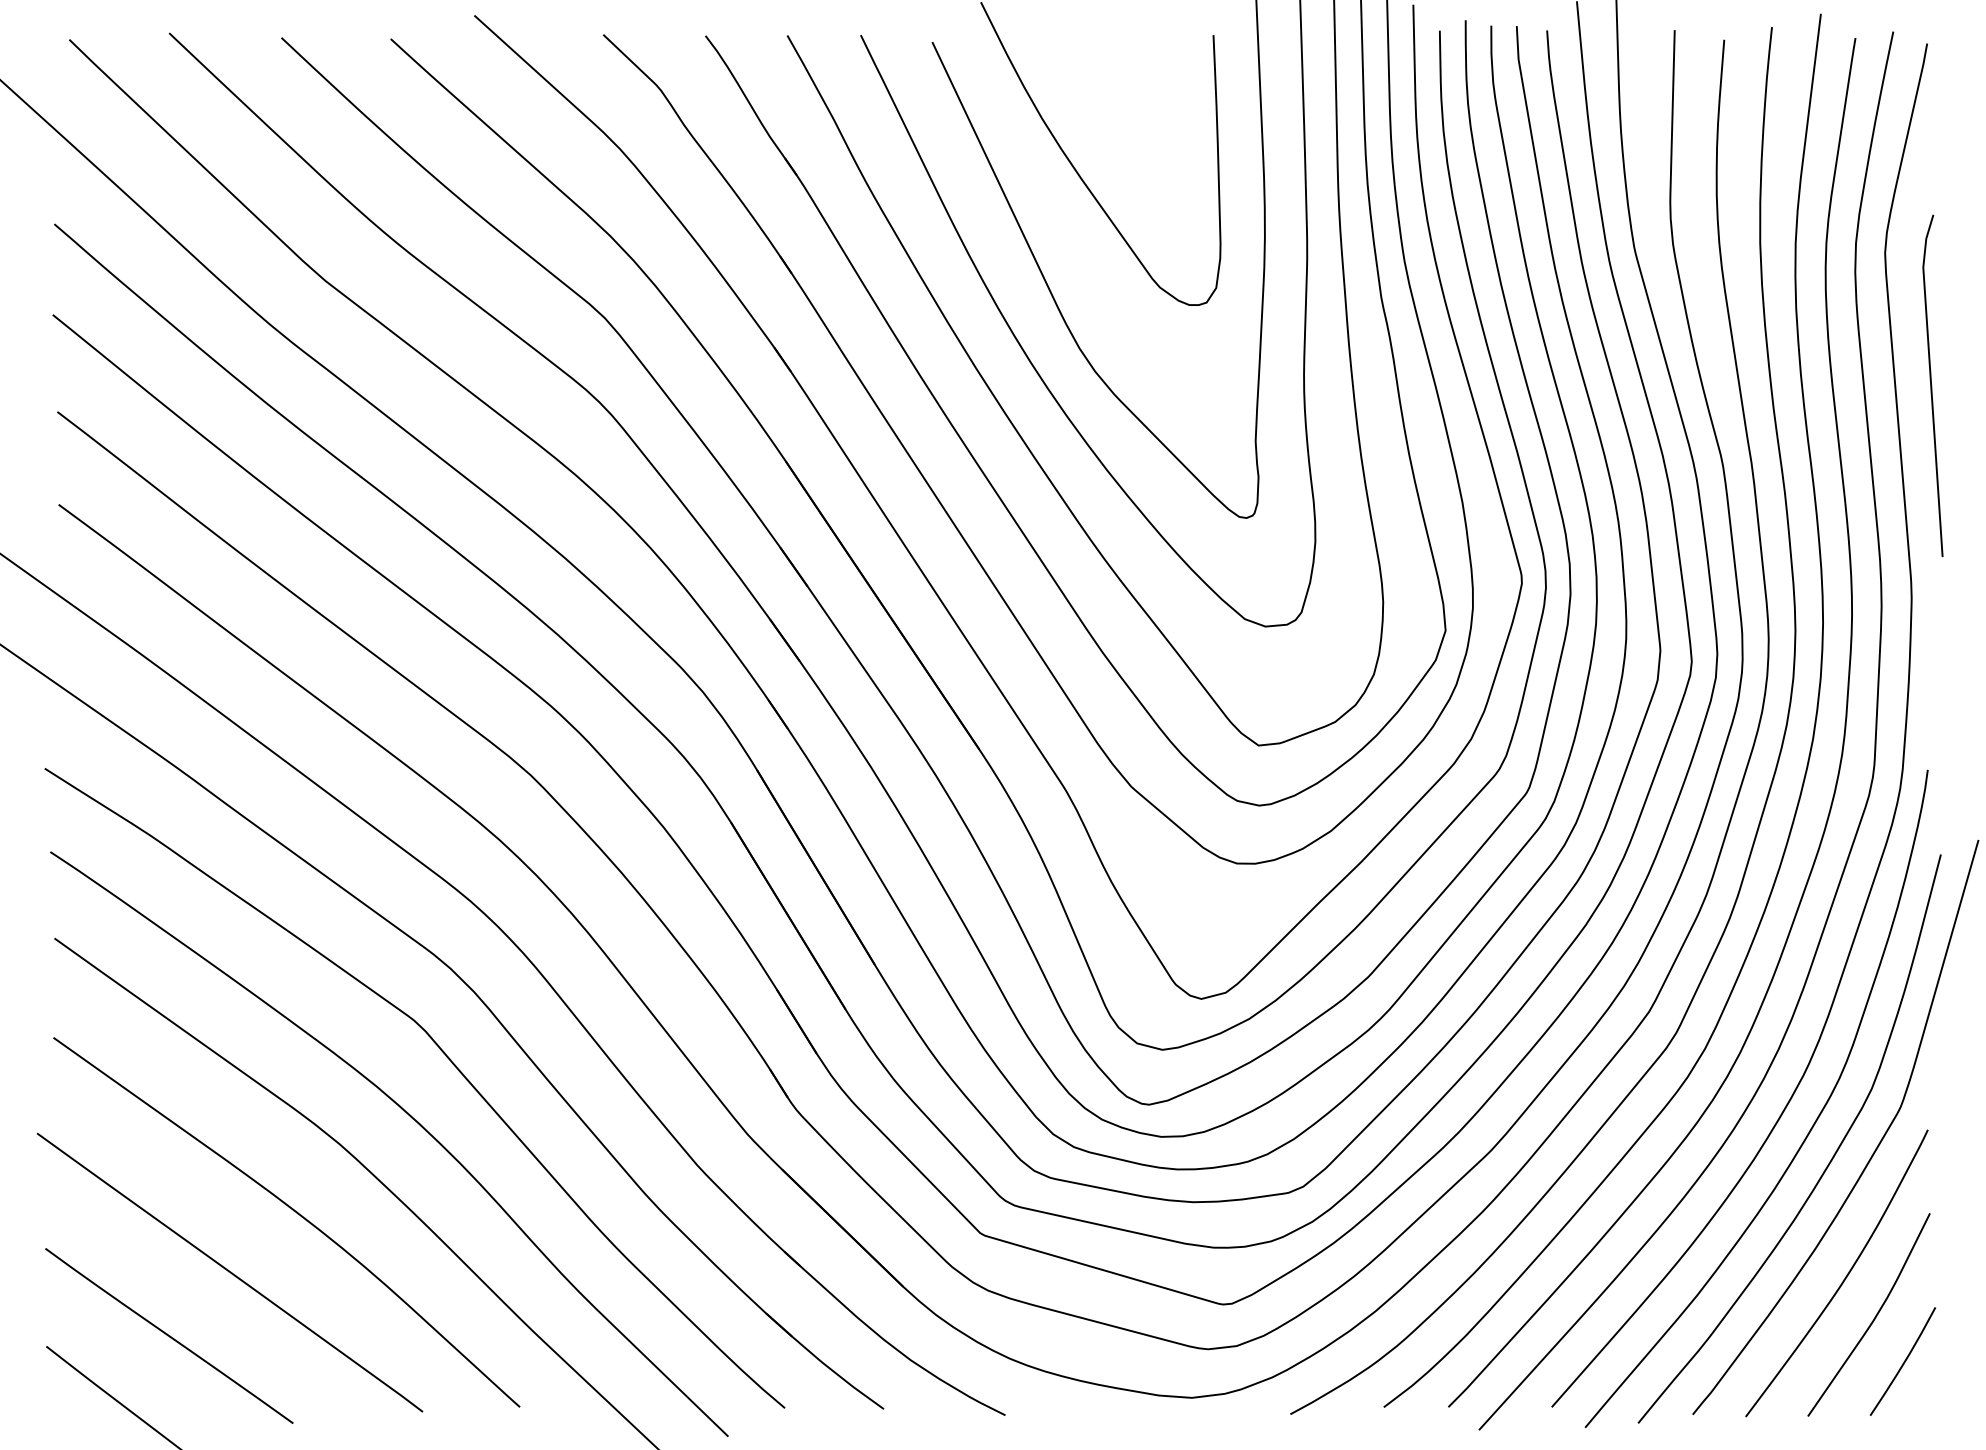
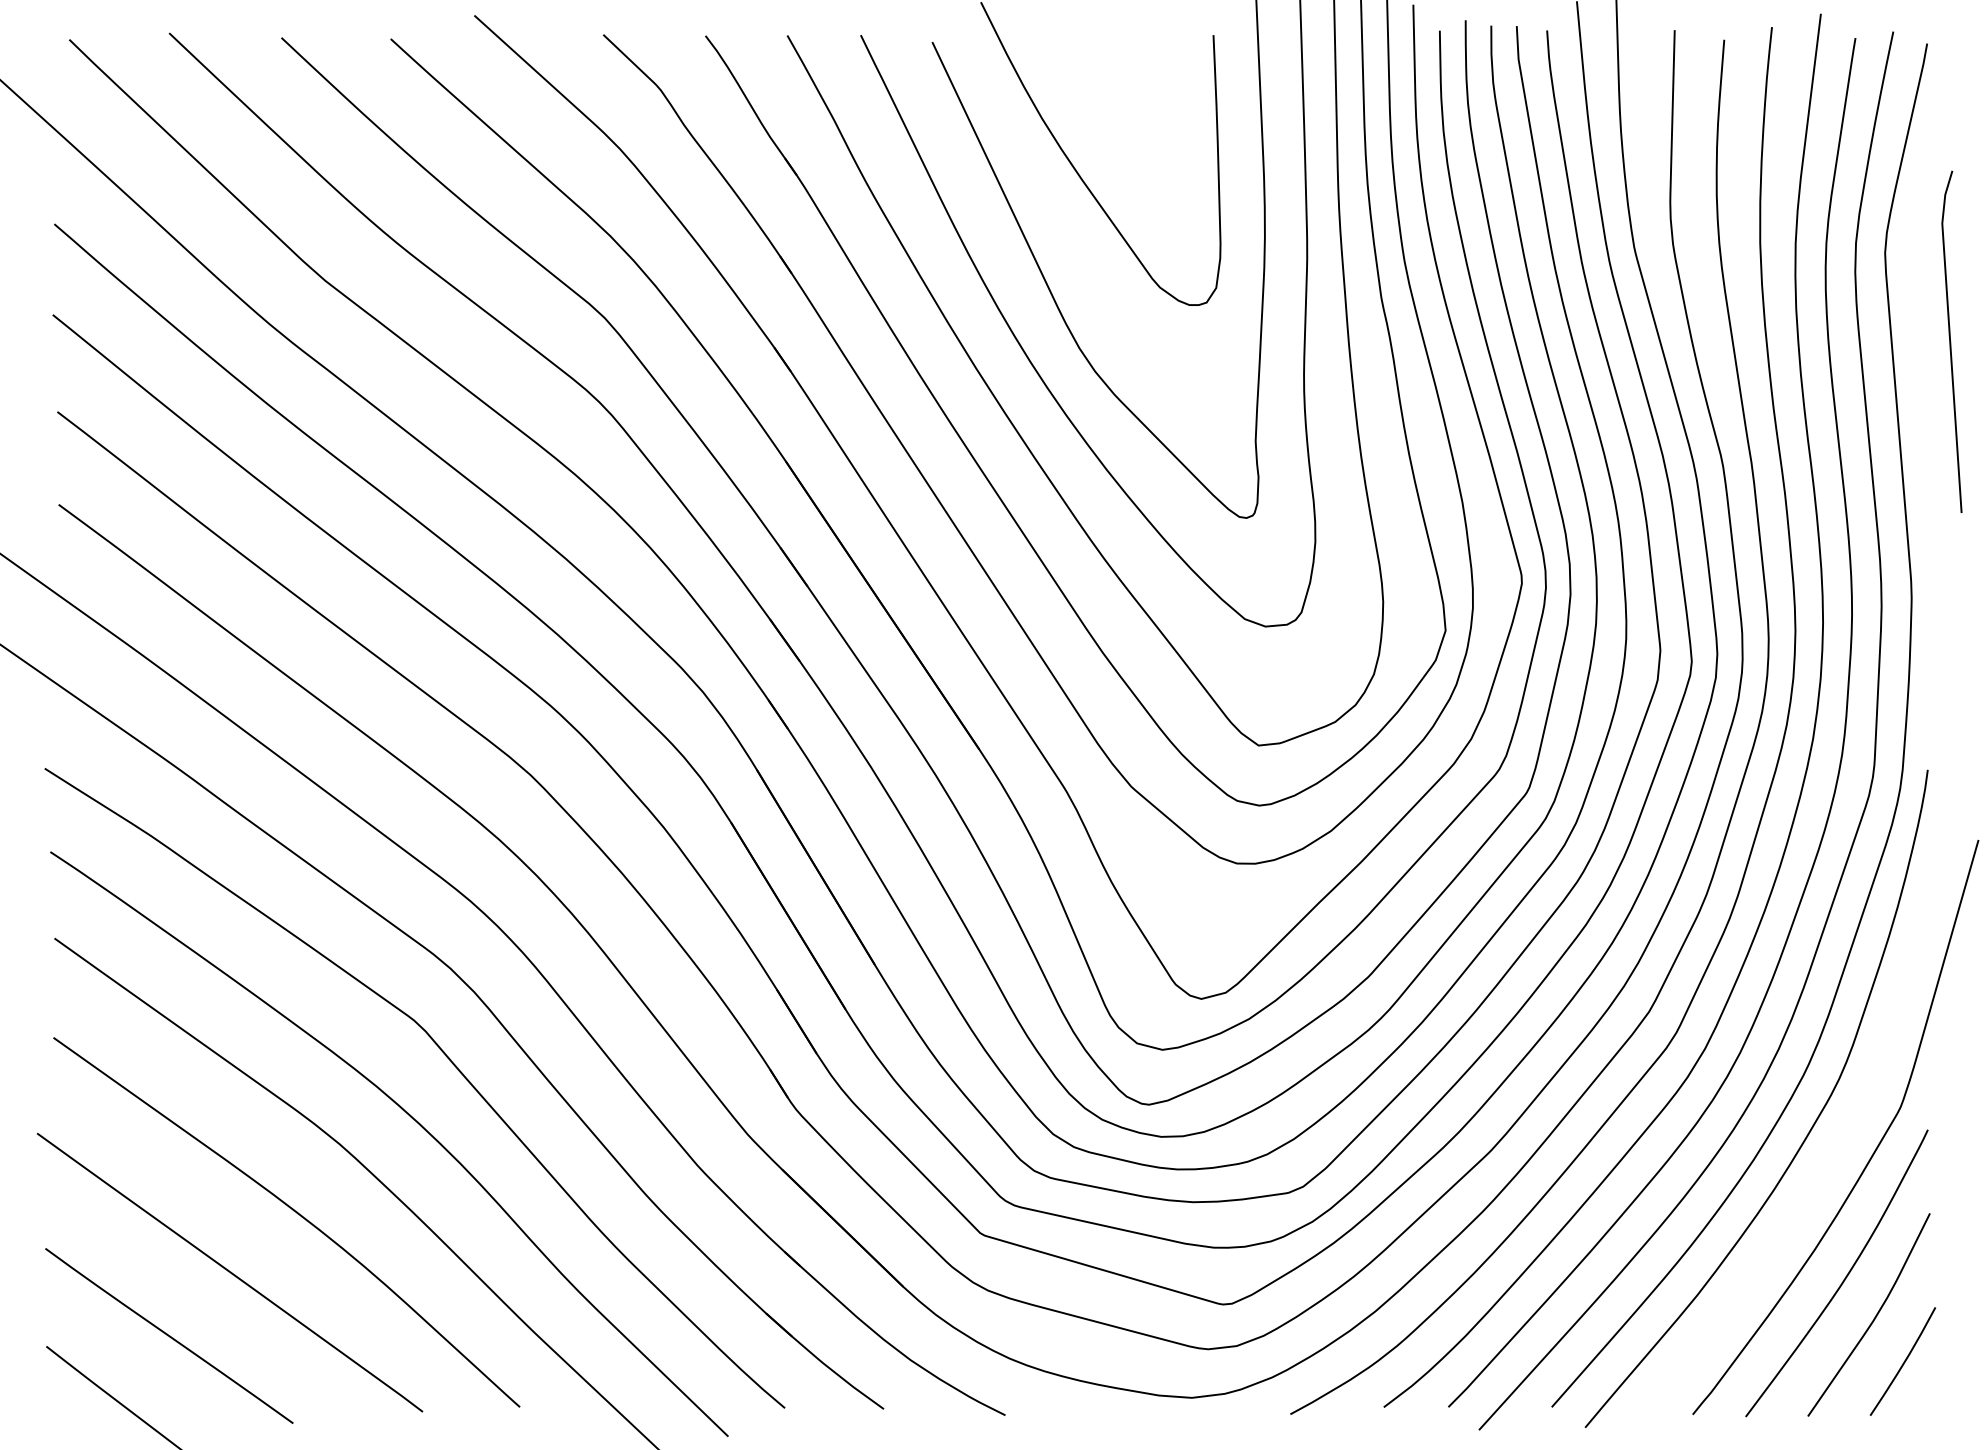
line position: (1932, 385) -> (1951, 341) (1951, 341)
curve: present -> none (1827, 1164)
